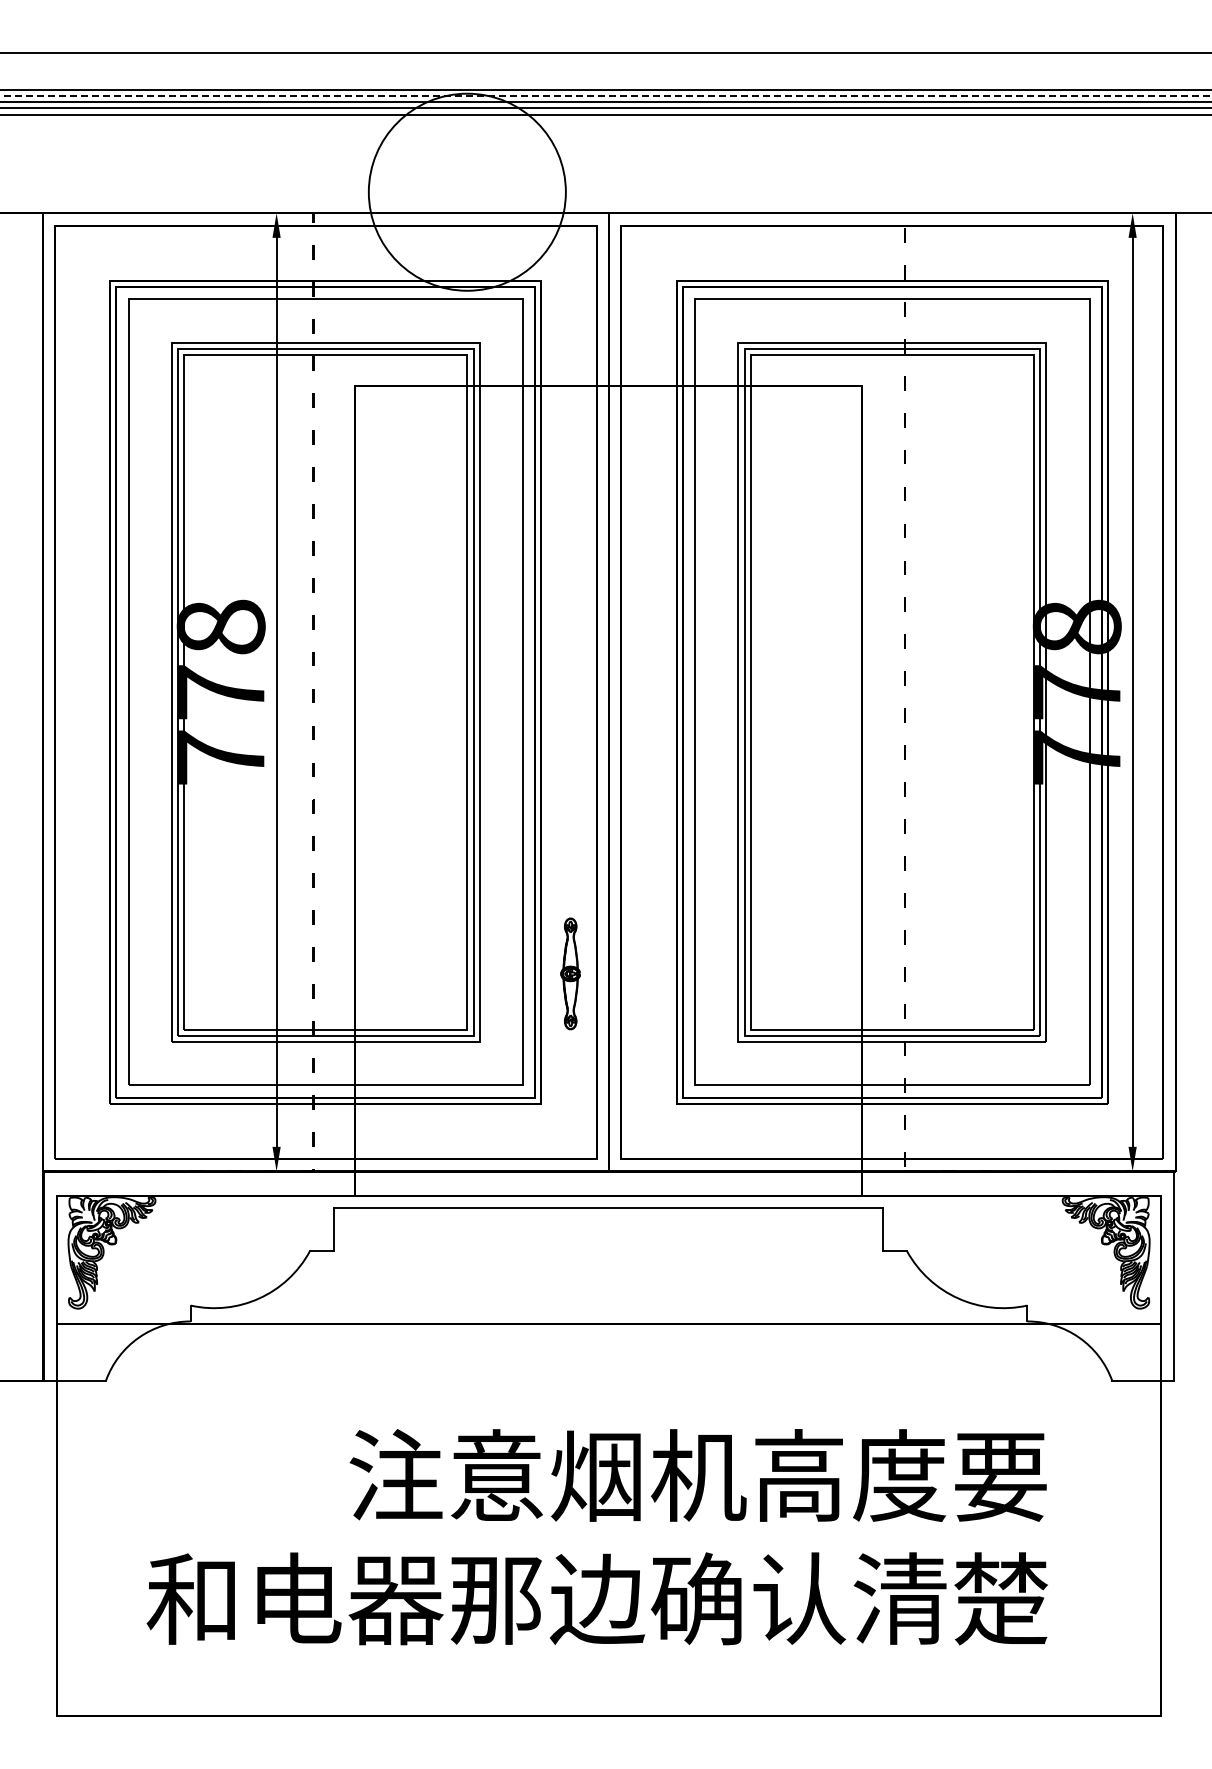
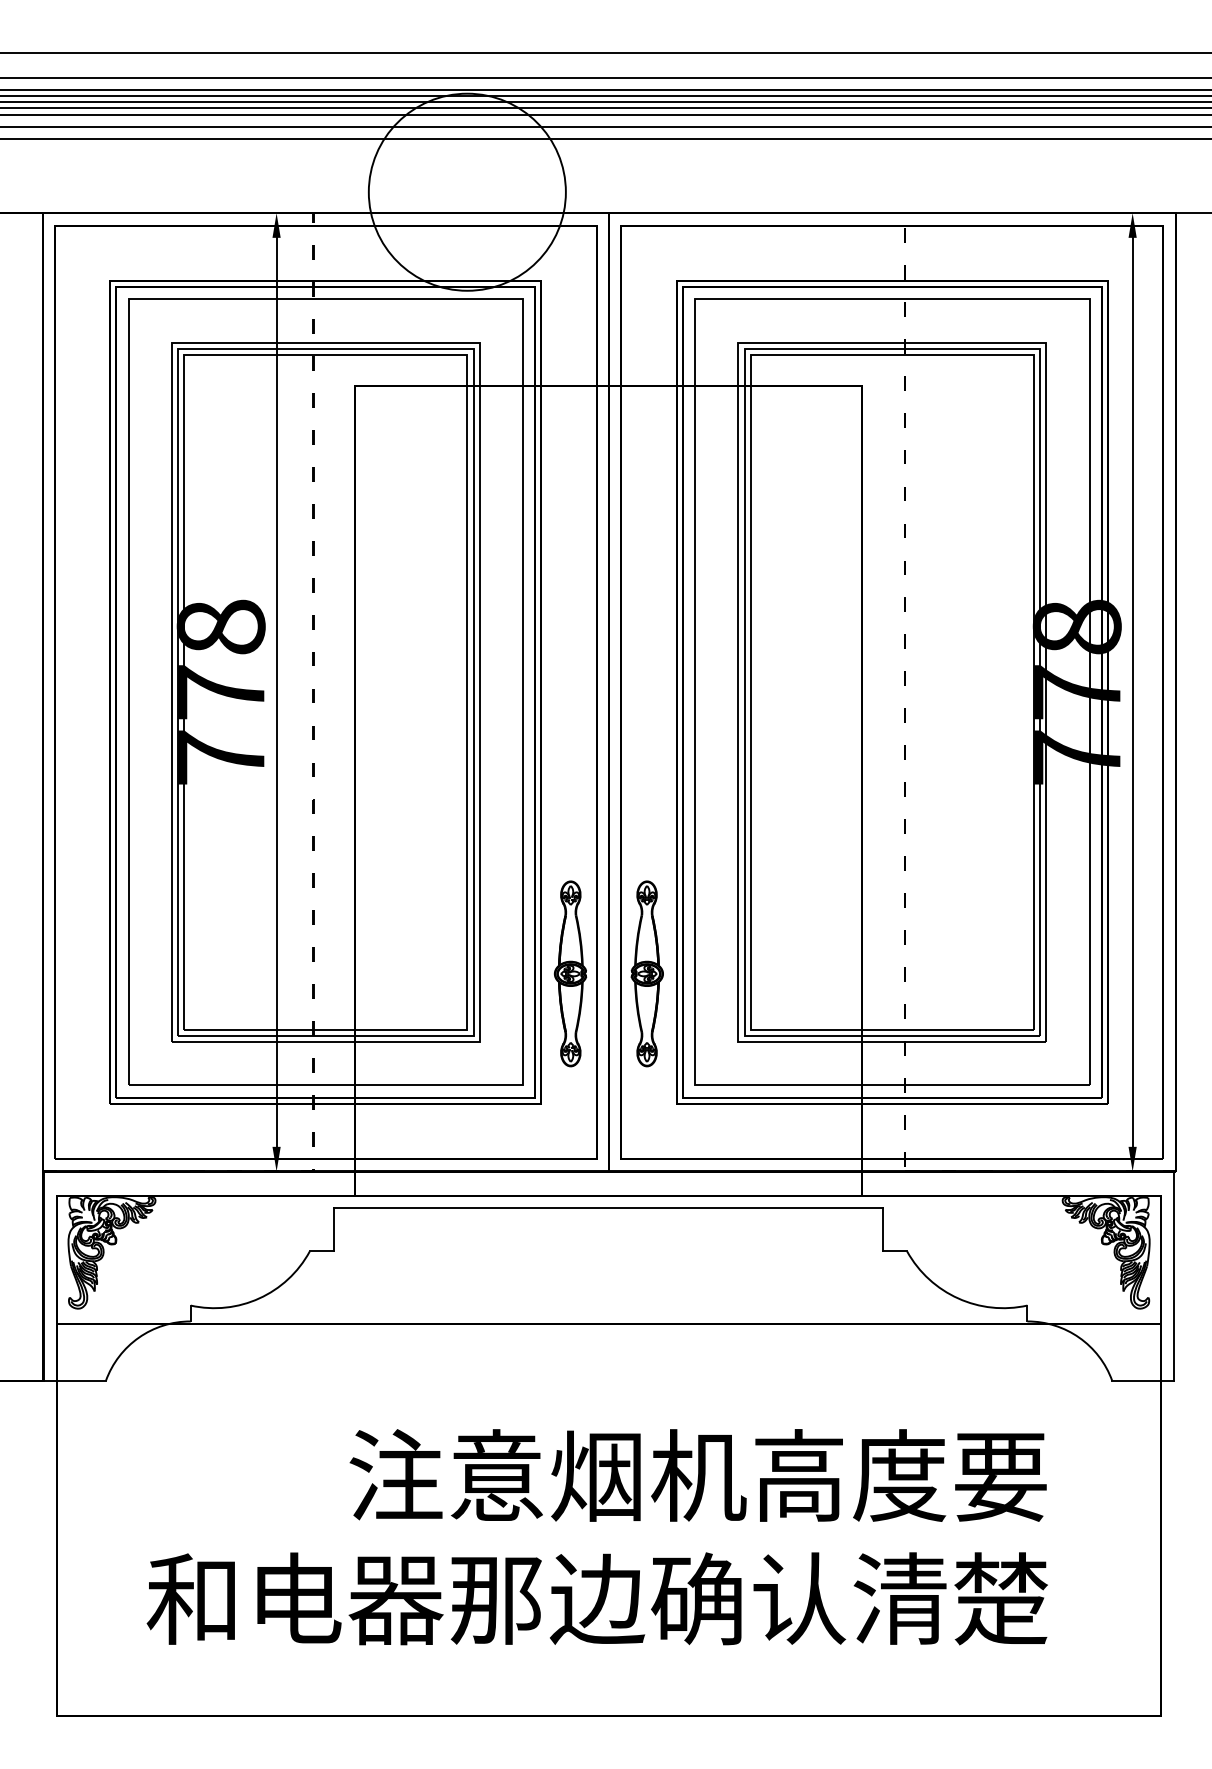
line: none -> present (605, 77)
line: dashed -> solid (606, 96)
line: none -> present (605, 126)
line: none -> present (605, 139)
part size: 21x114 px -> 35x188 px (570, 973)
part: none -> present (646, 973)
